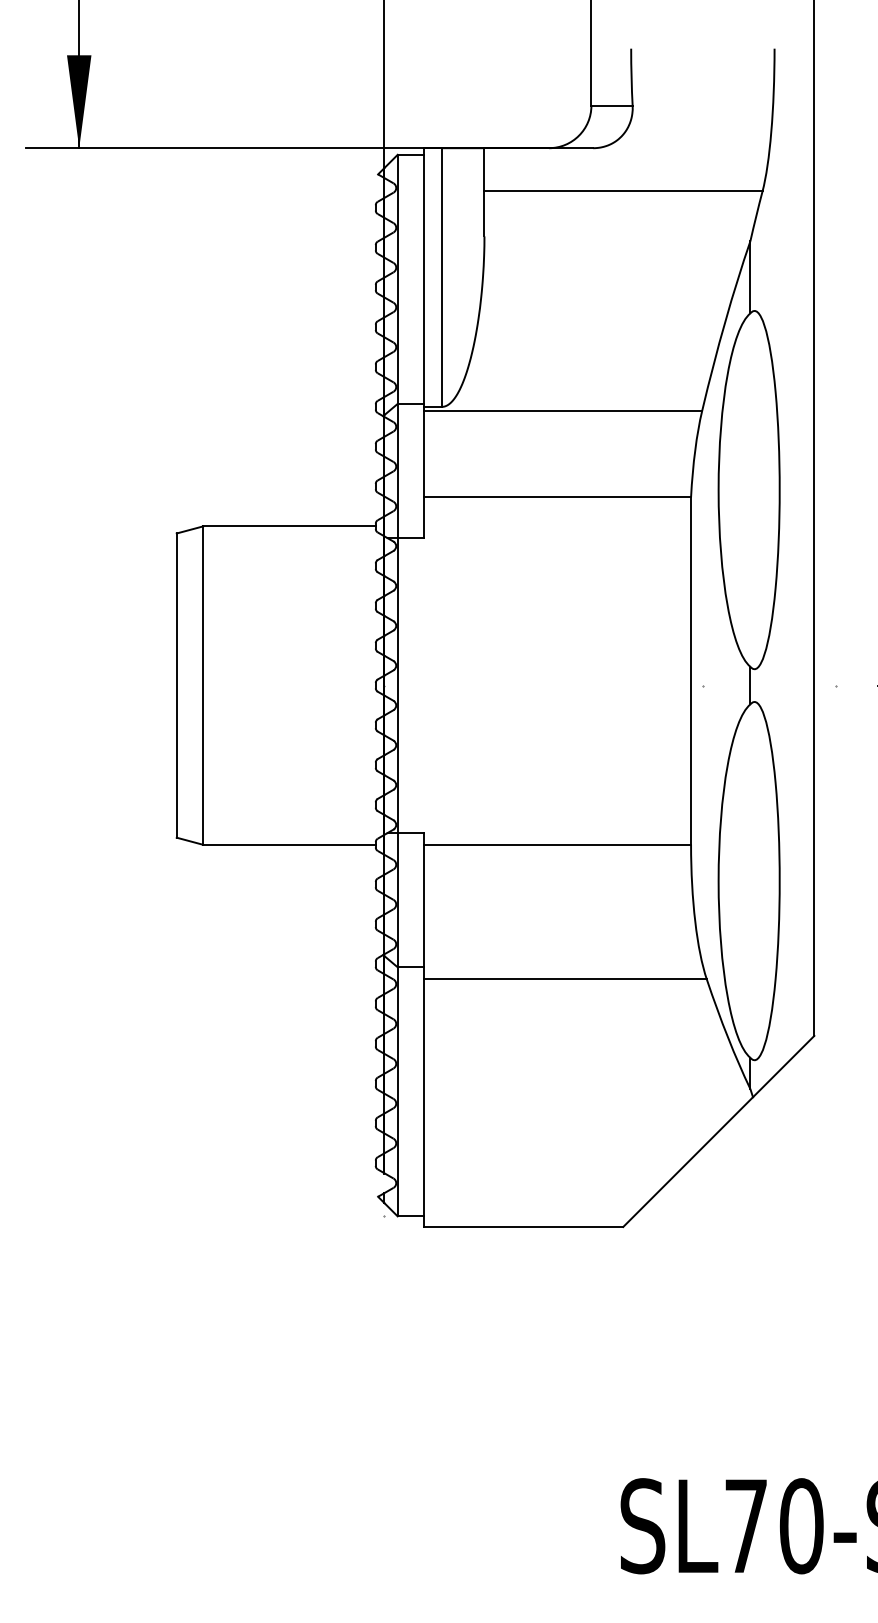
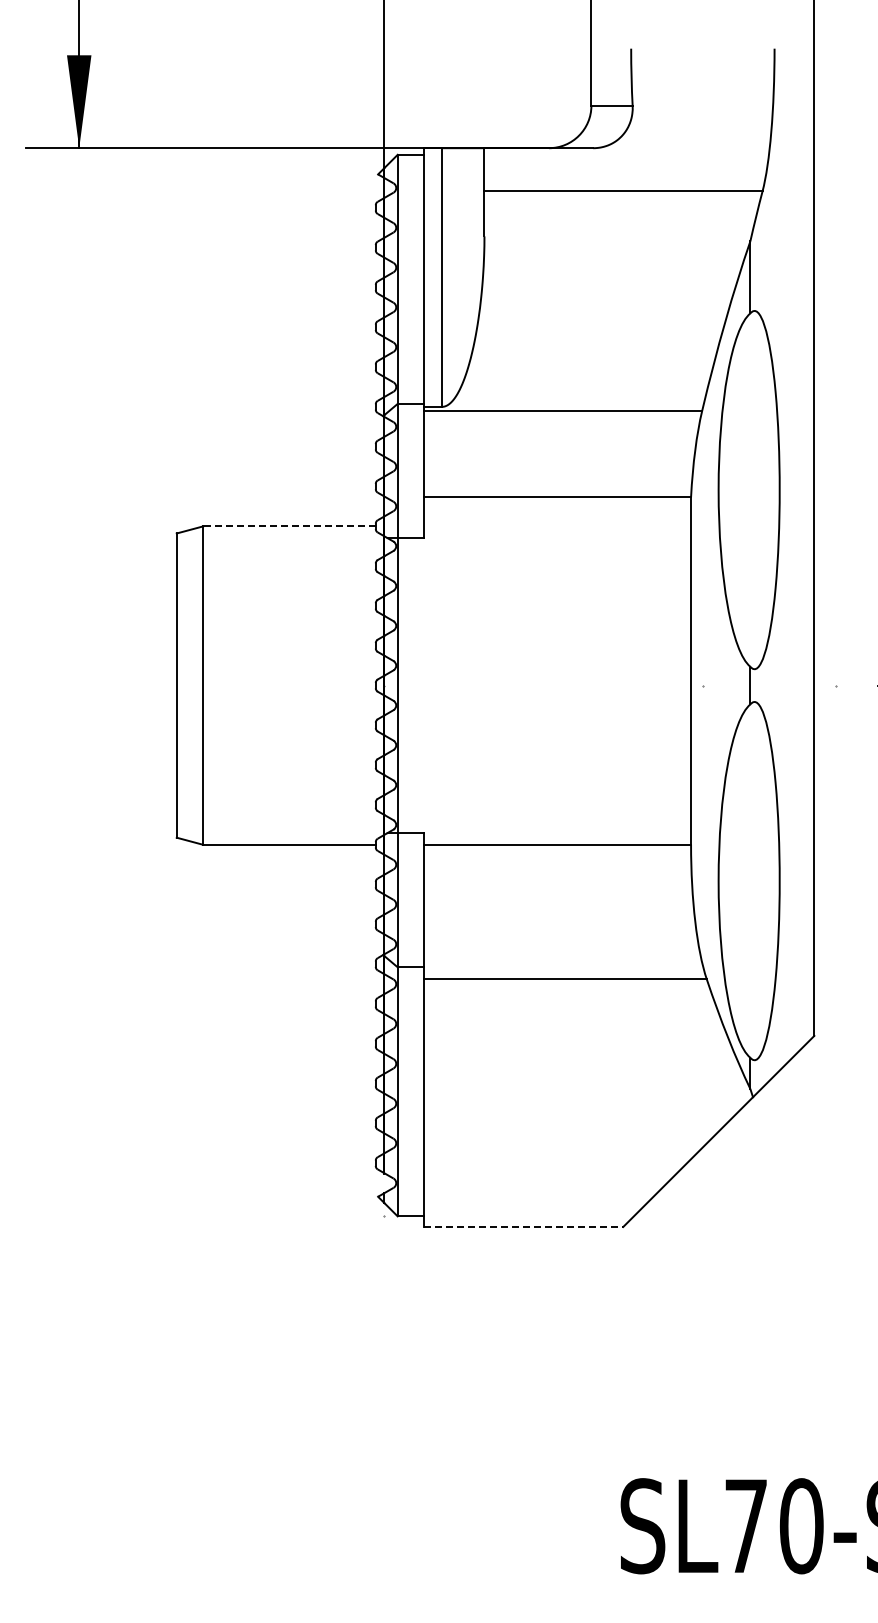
line: solid -> dashed (289, 526)
line: solid -> dashed (523, 1226)
